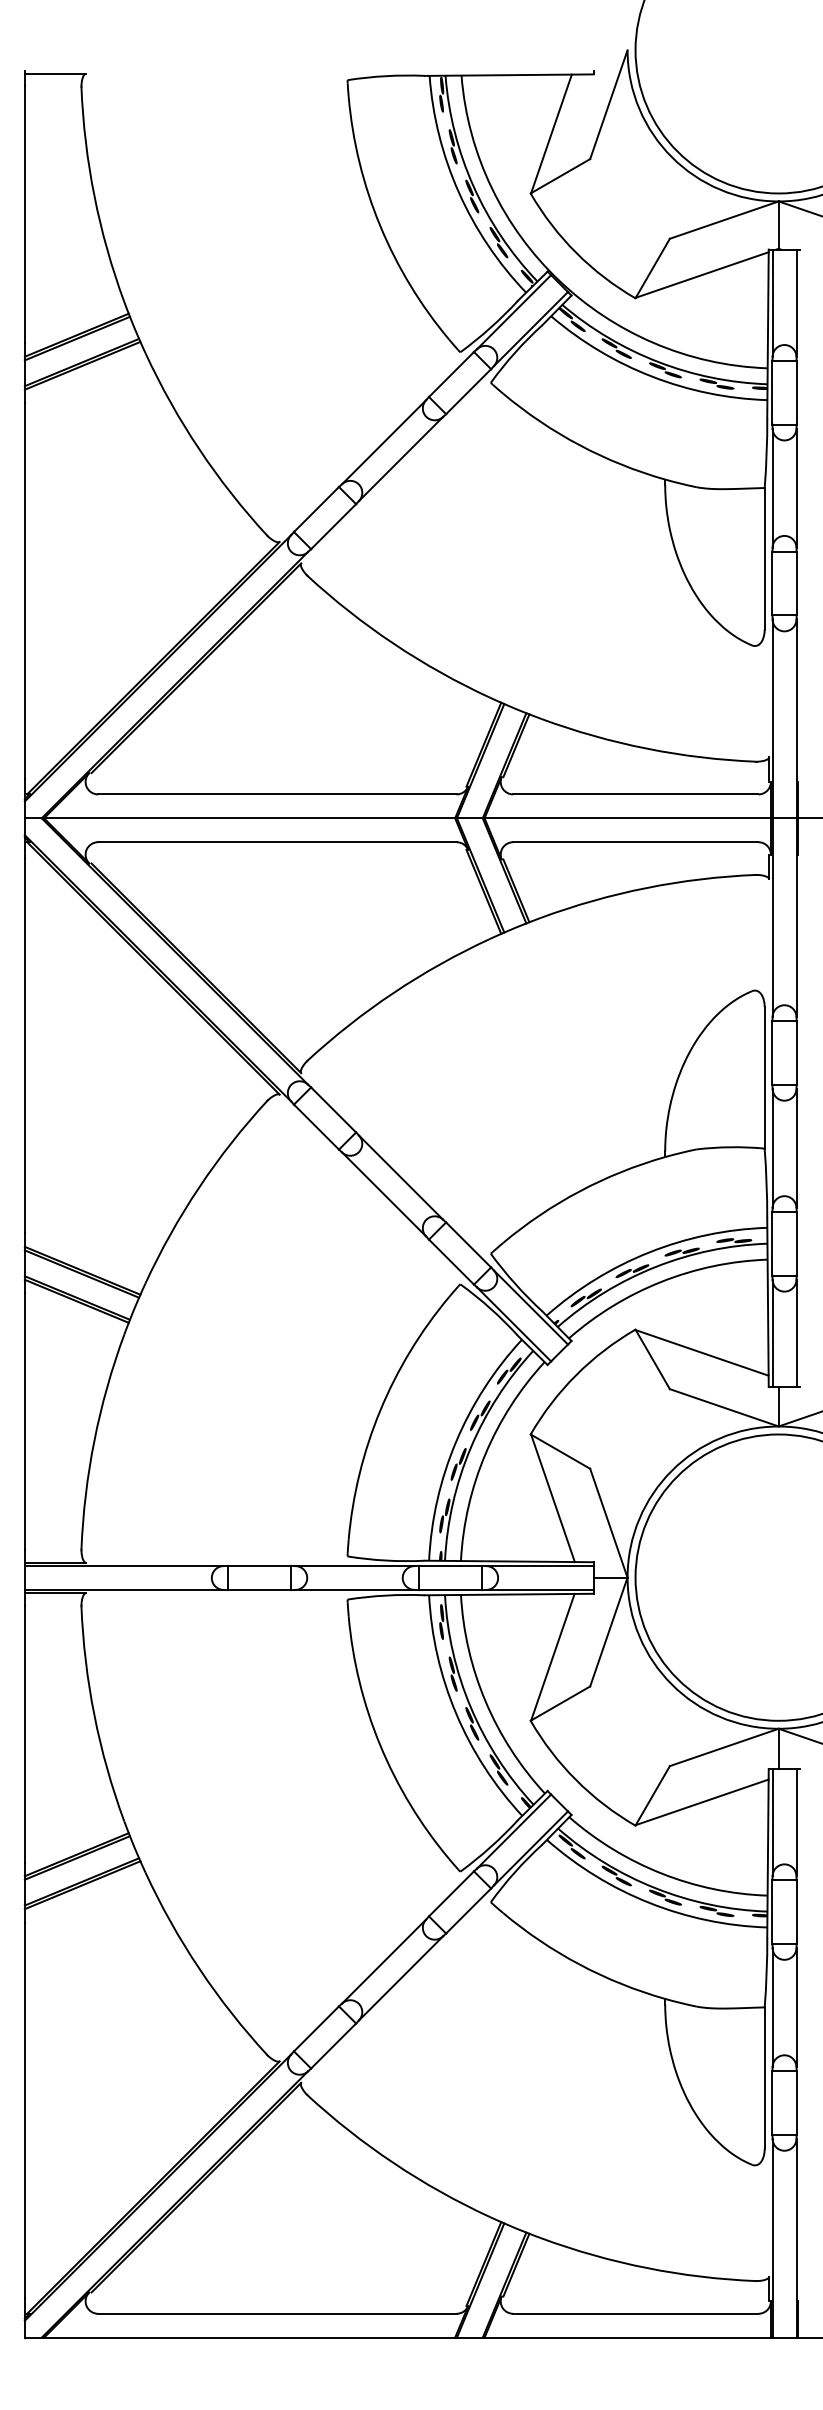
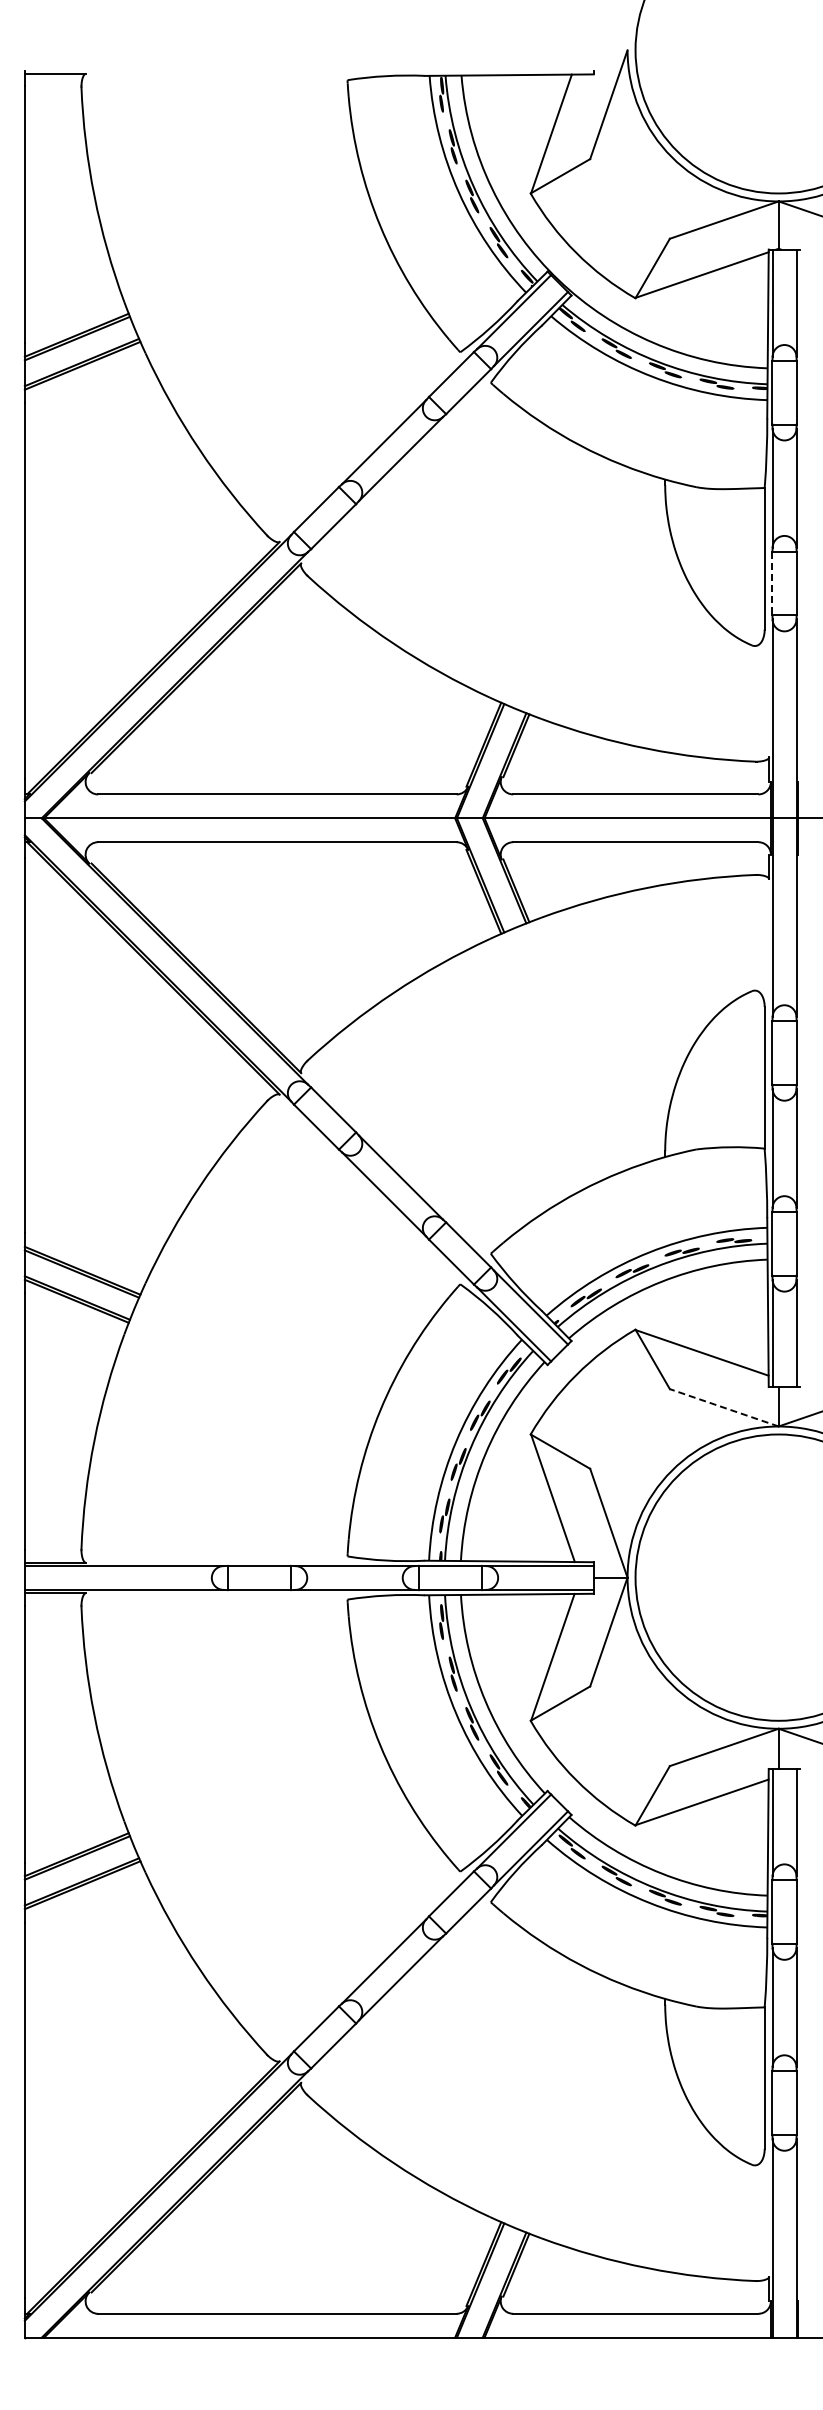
line: solid -> dashed (772, 583)
line: solid -> dashed (724, 1407)
